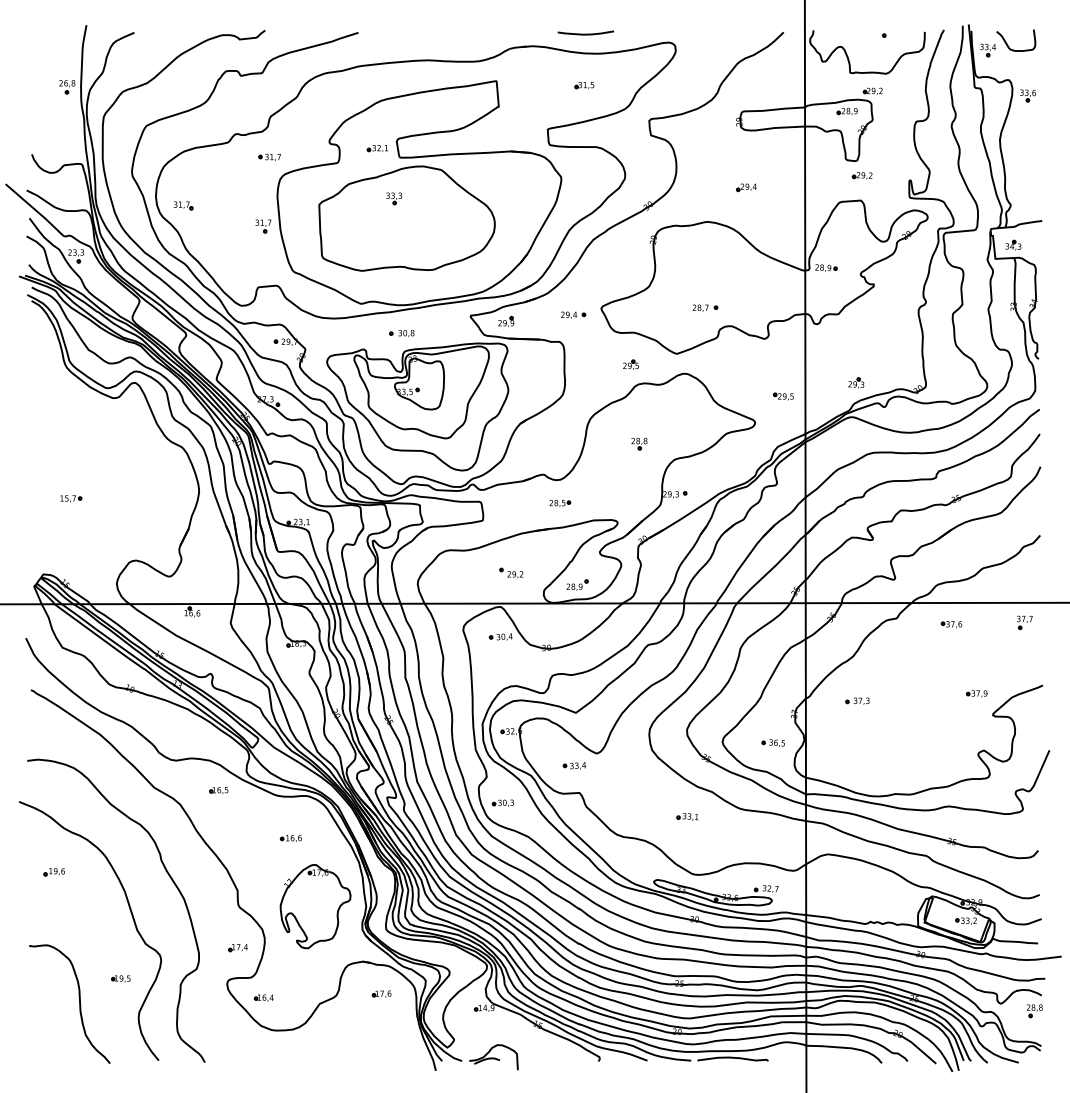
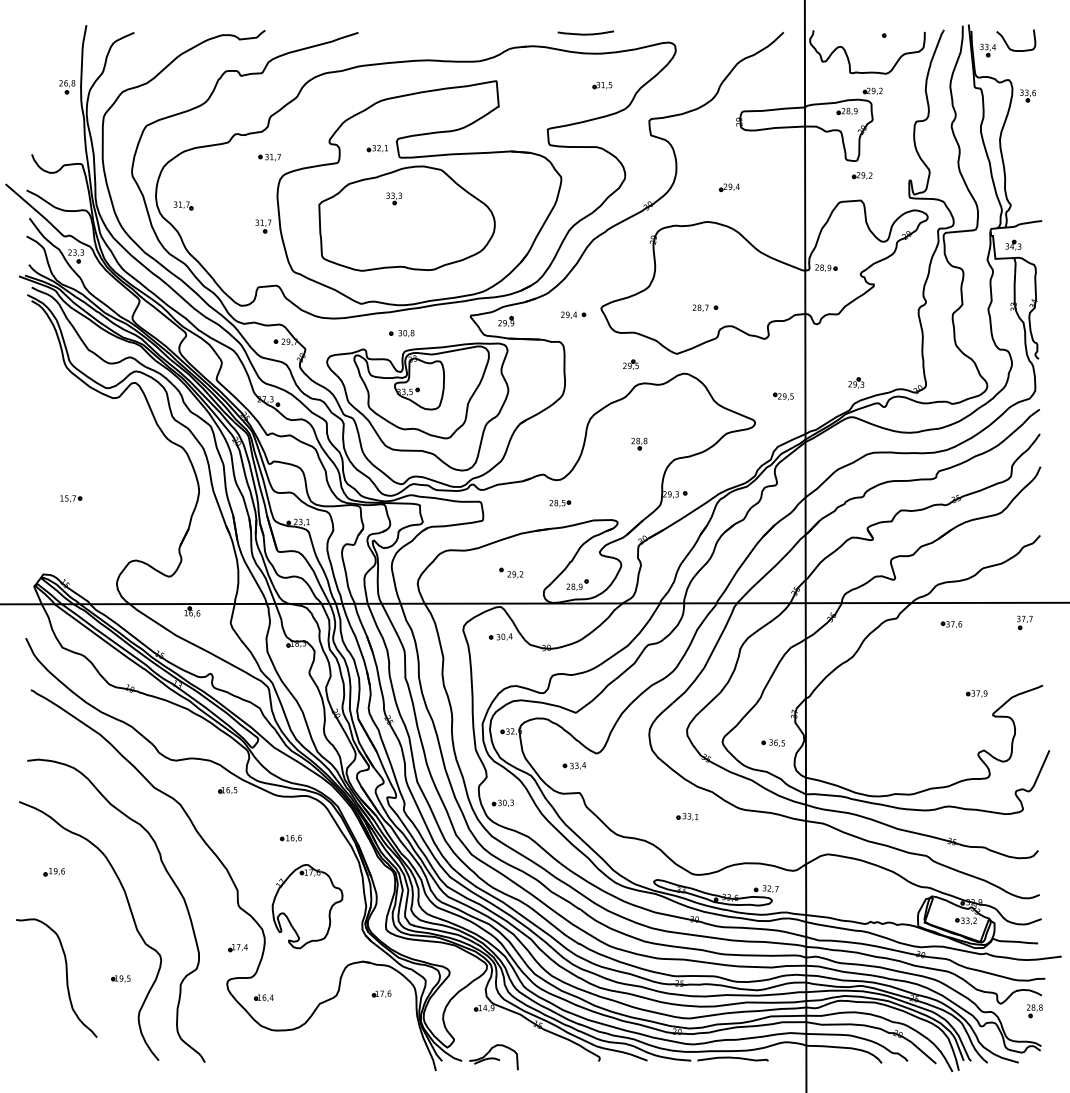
part position: (584, 85) -> (602, 85) (602, 85)
part position: (746, 187) -> (729, 187) (729, 187)
part: present -> none (857, 700)
part position: (218, 790) -> (227, 790) (227, 790)
part position: (315, 906) -> (307, 906) (307, 906)
curve position: (79, 1003) -> (66, 977) (66, 977)
